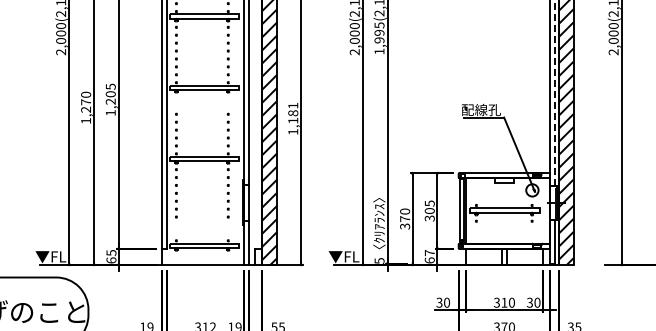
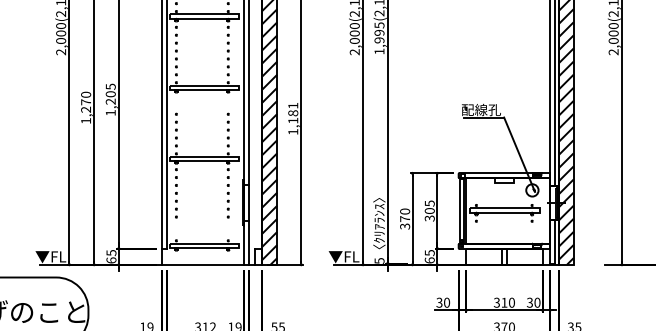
line: dashed -> solid (554, 92)
text: 67 -> 65 (429, 253)
